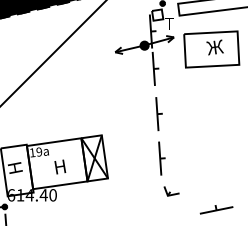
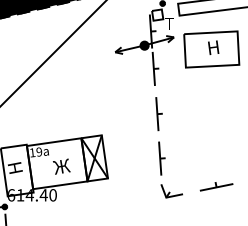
text: Ж -> Н (214, 47)
text: Н -> Ж (61, 166)
part size: 17x11 px -> 23x15 px (171, 191)
part position: (216, 209) -> (216, 186) (216, 186)
